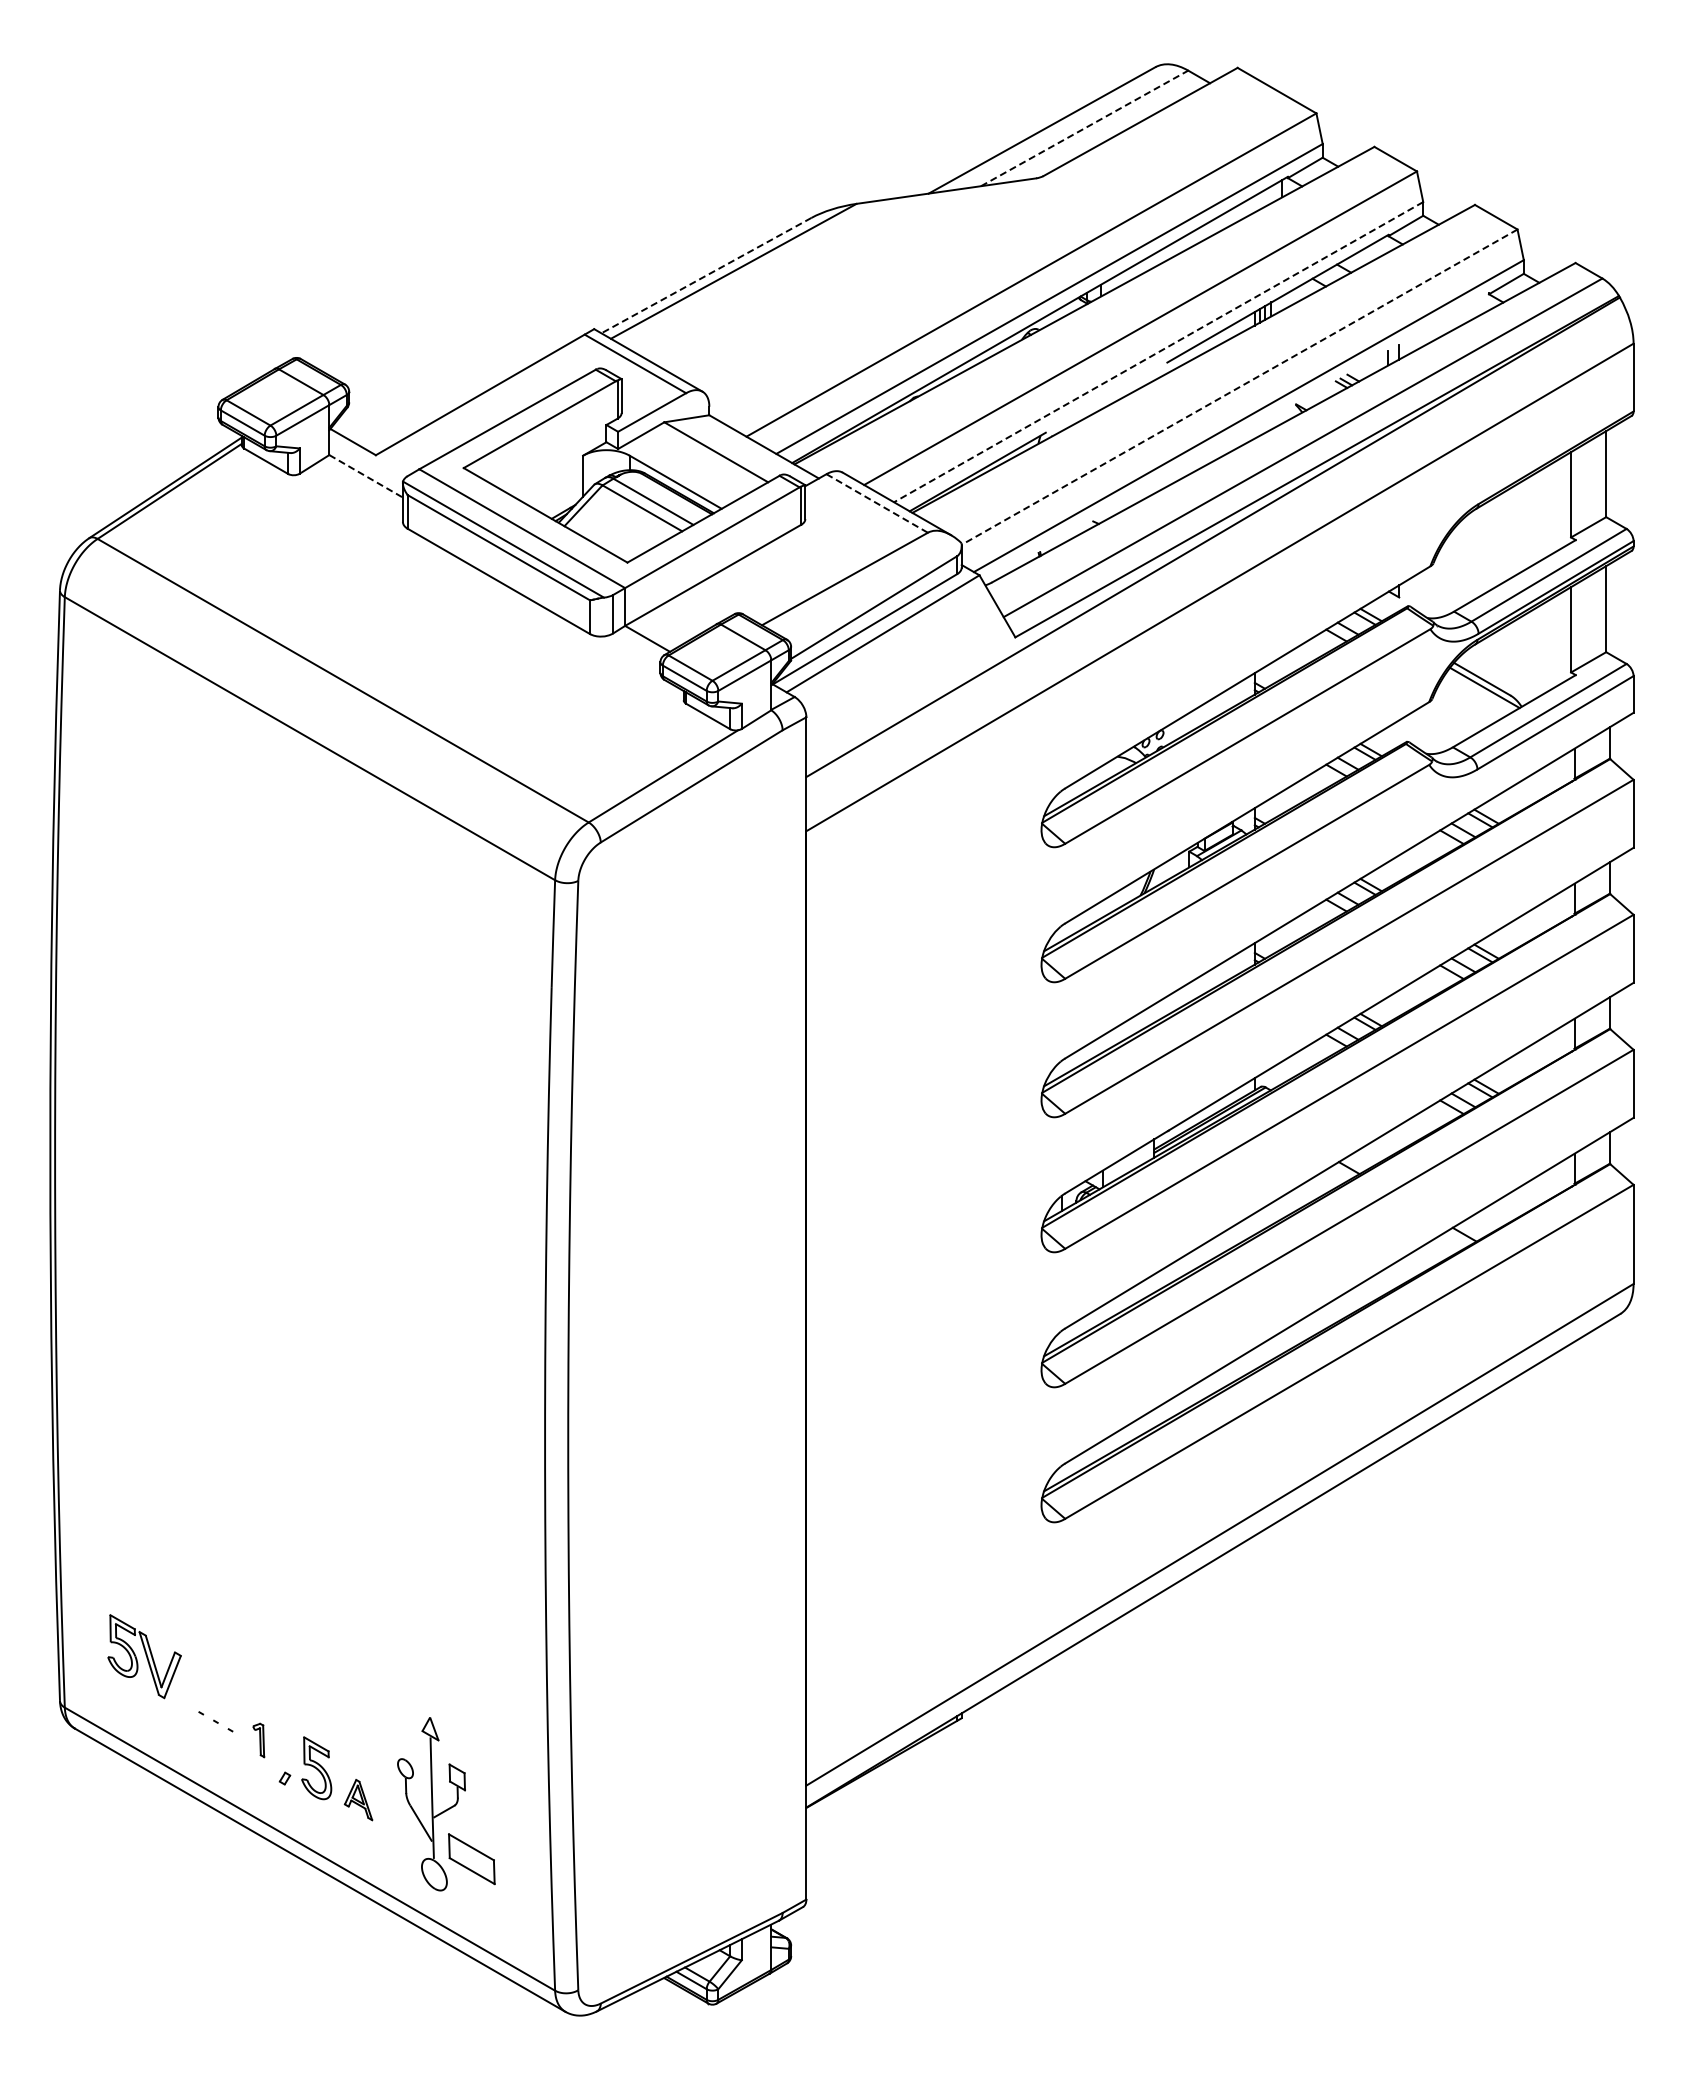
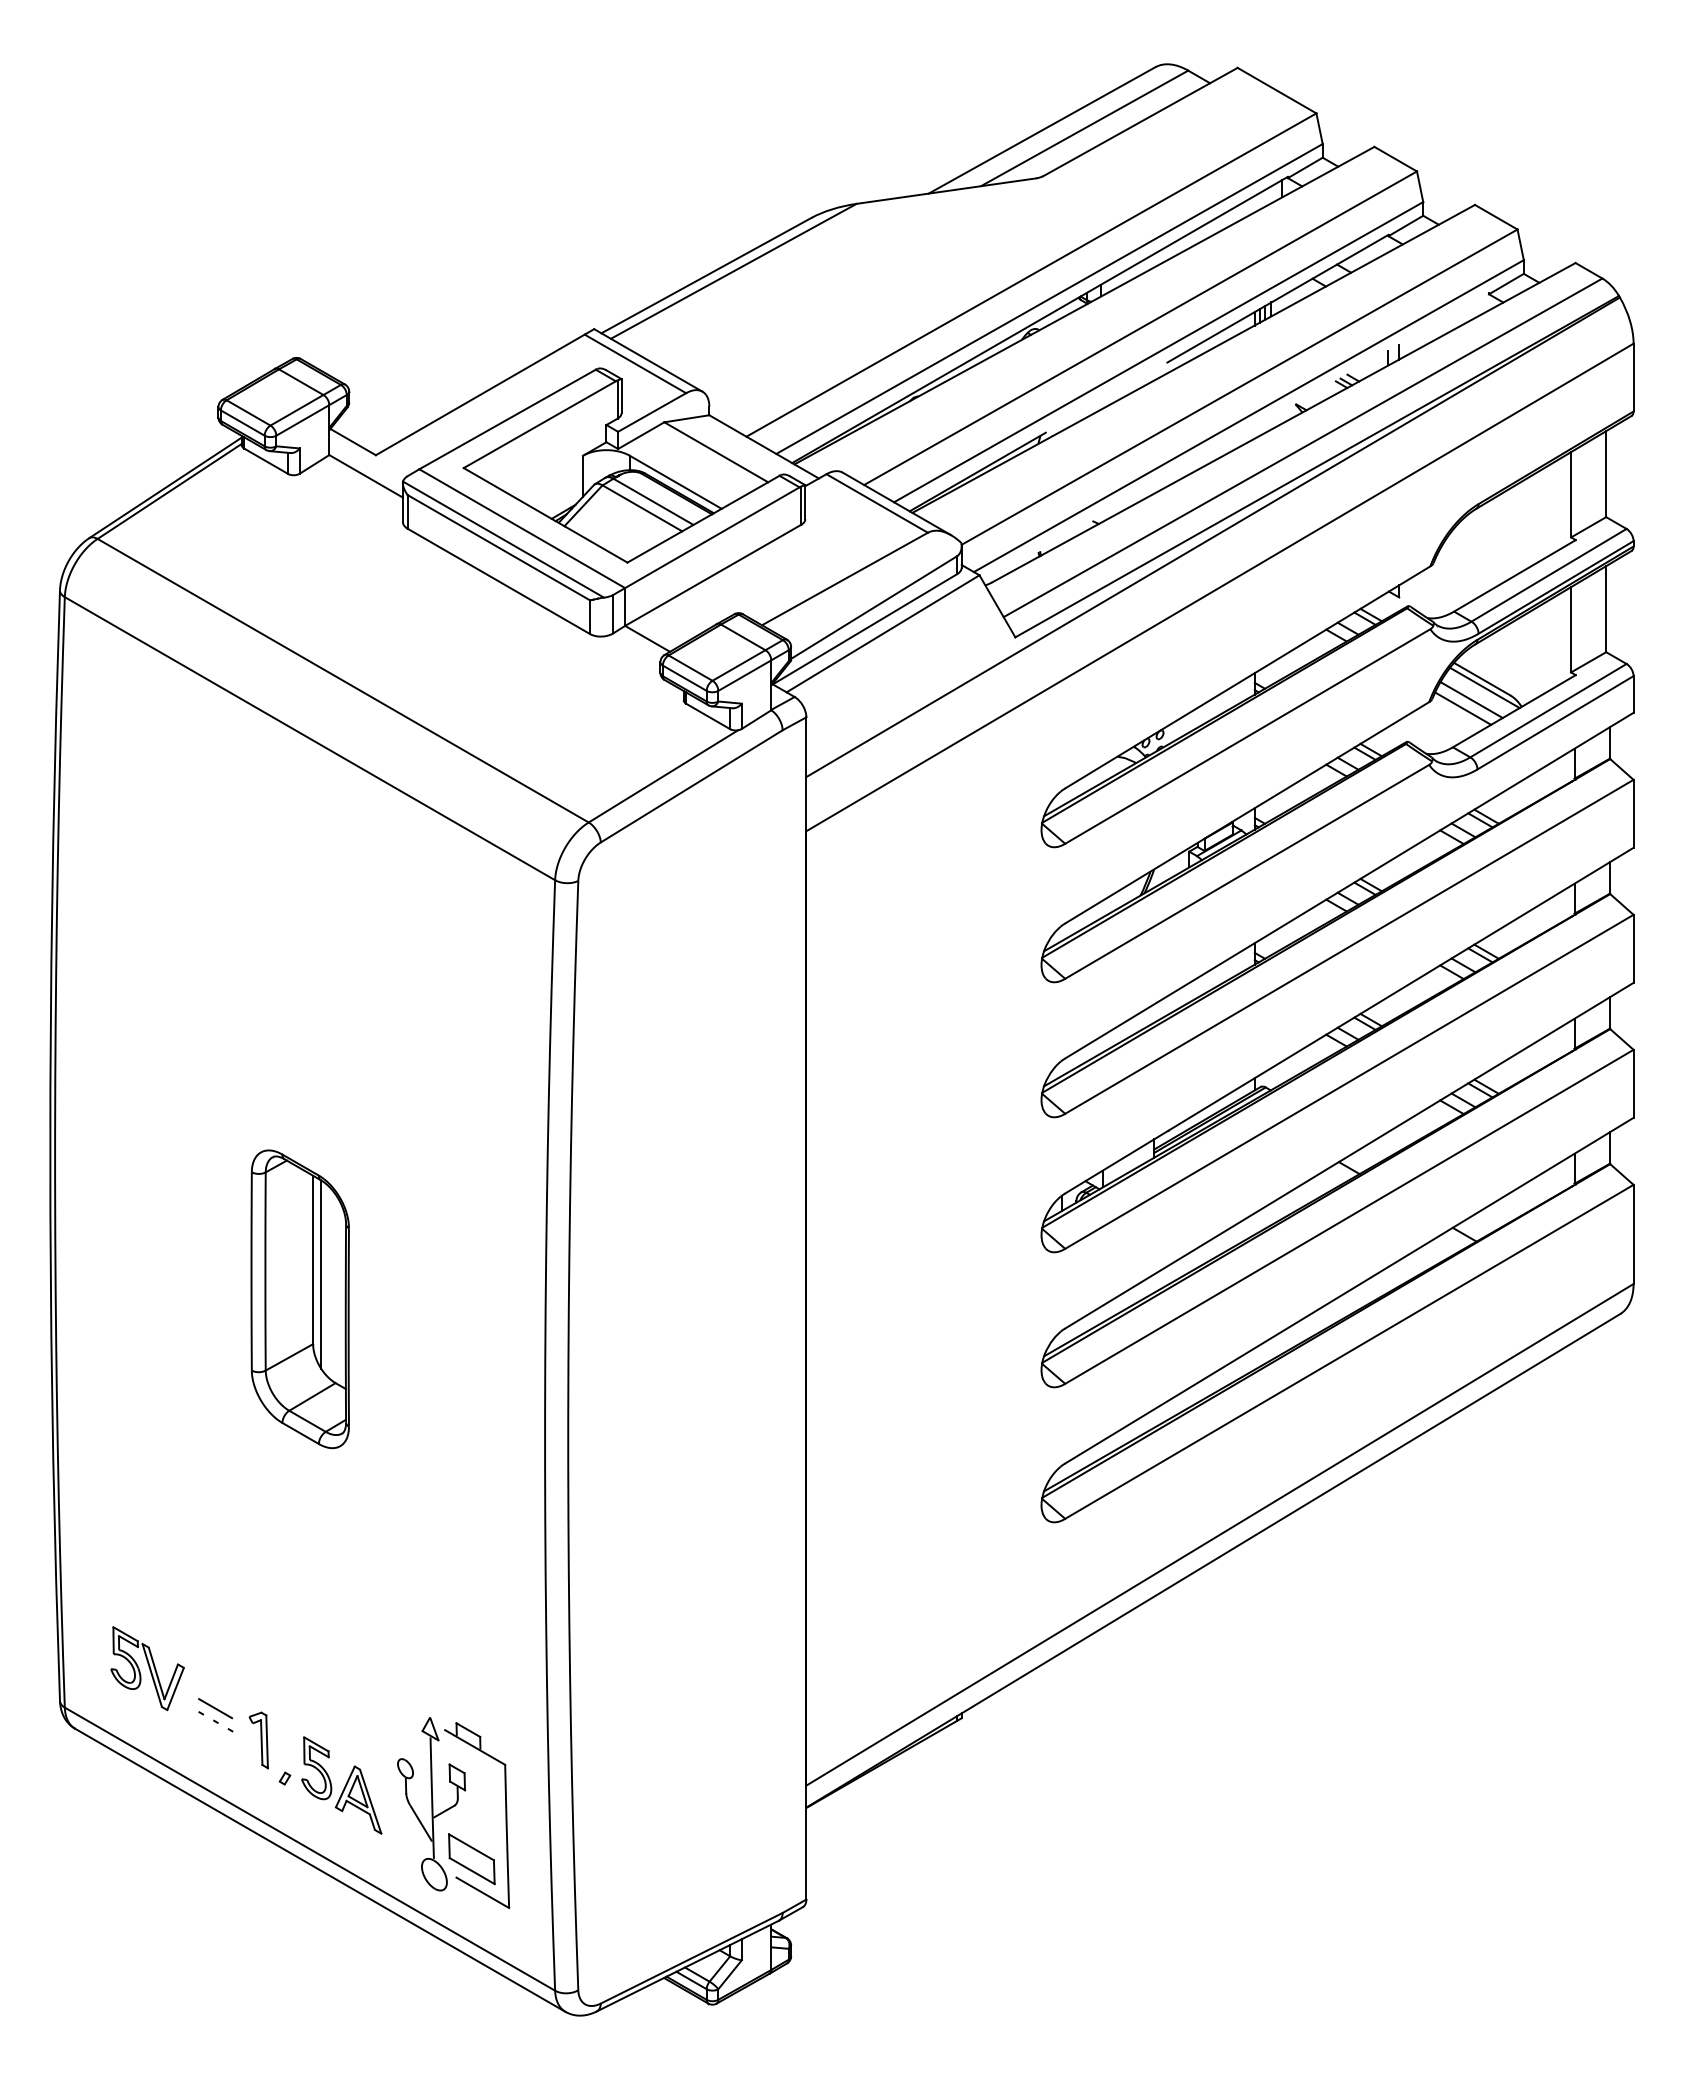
line: dashed -> solid (1084, 128)
line: dashed -> solid (706, 275)
line: dashed -> solid (1158, 352)
line: dashed -> solid (1239, 387)
line: dashed -> solid (366, 476)
line: dashed -> solid (877, 503)
line: none -> present (1471, 700)
line: none -> present (1463, 708)
part: none -> present (299, 1299)
part position: (144, 1656) -> (147, 1668) (147, 1668)
line: none -> present (215, 1708)
part size: 14x37 px -> 21x59 px (258, 1740)
part size: 31x43 px -> 49x70 px (358, 1799)
part: none -> present (505, 1815)
